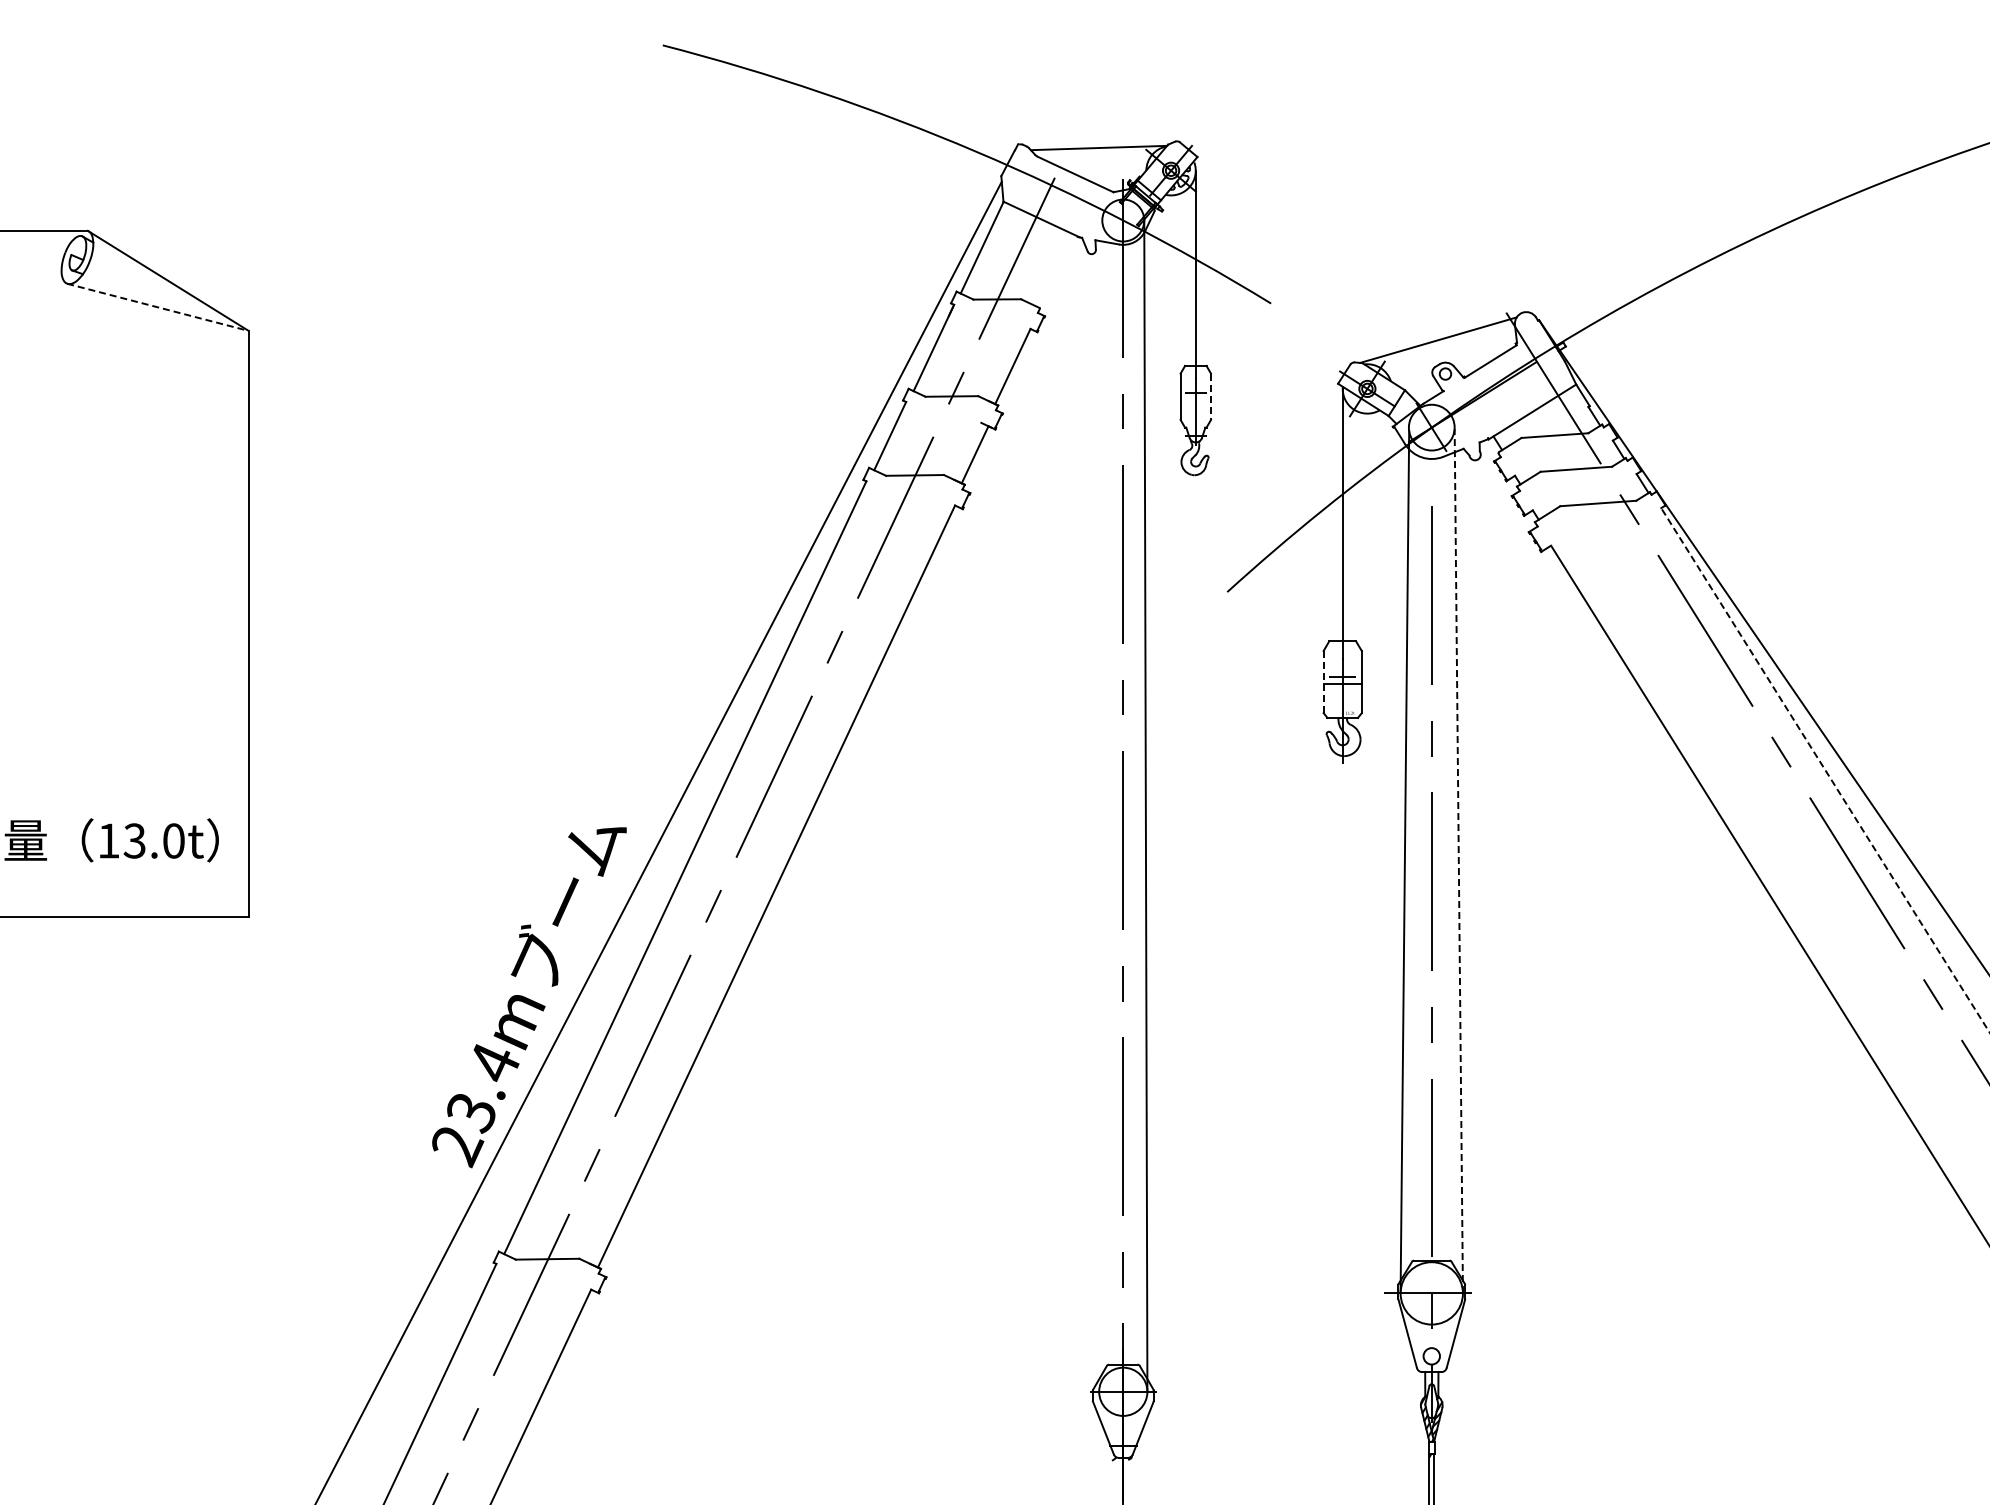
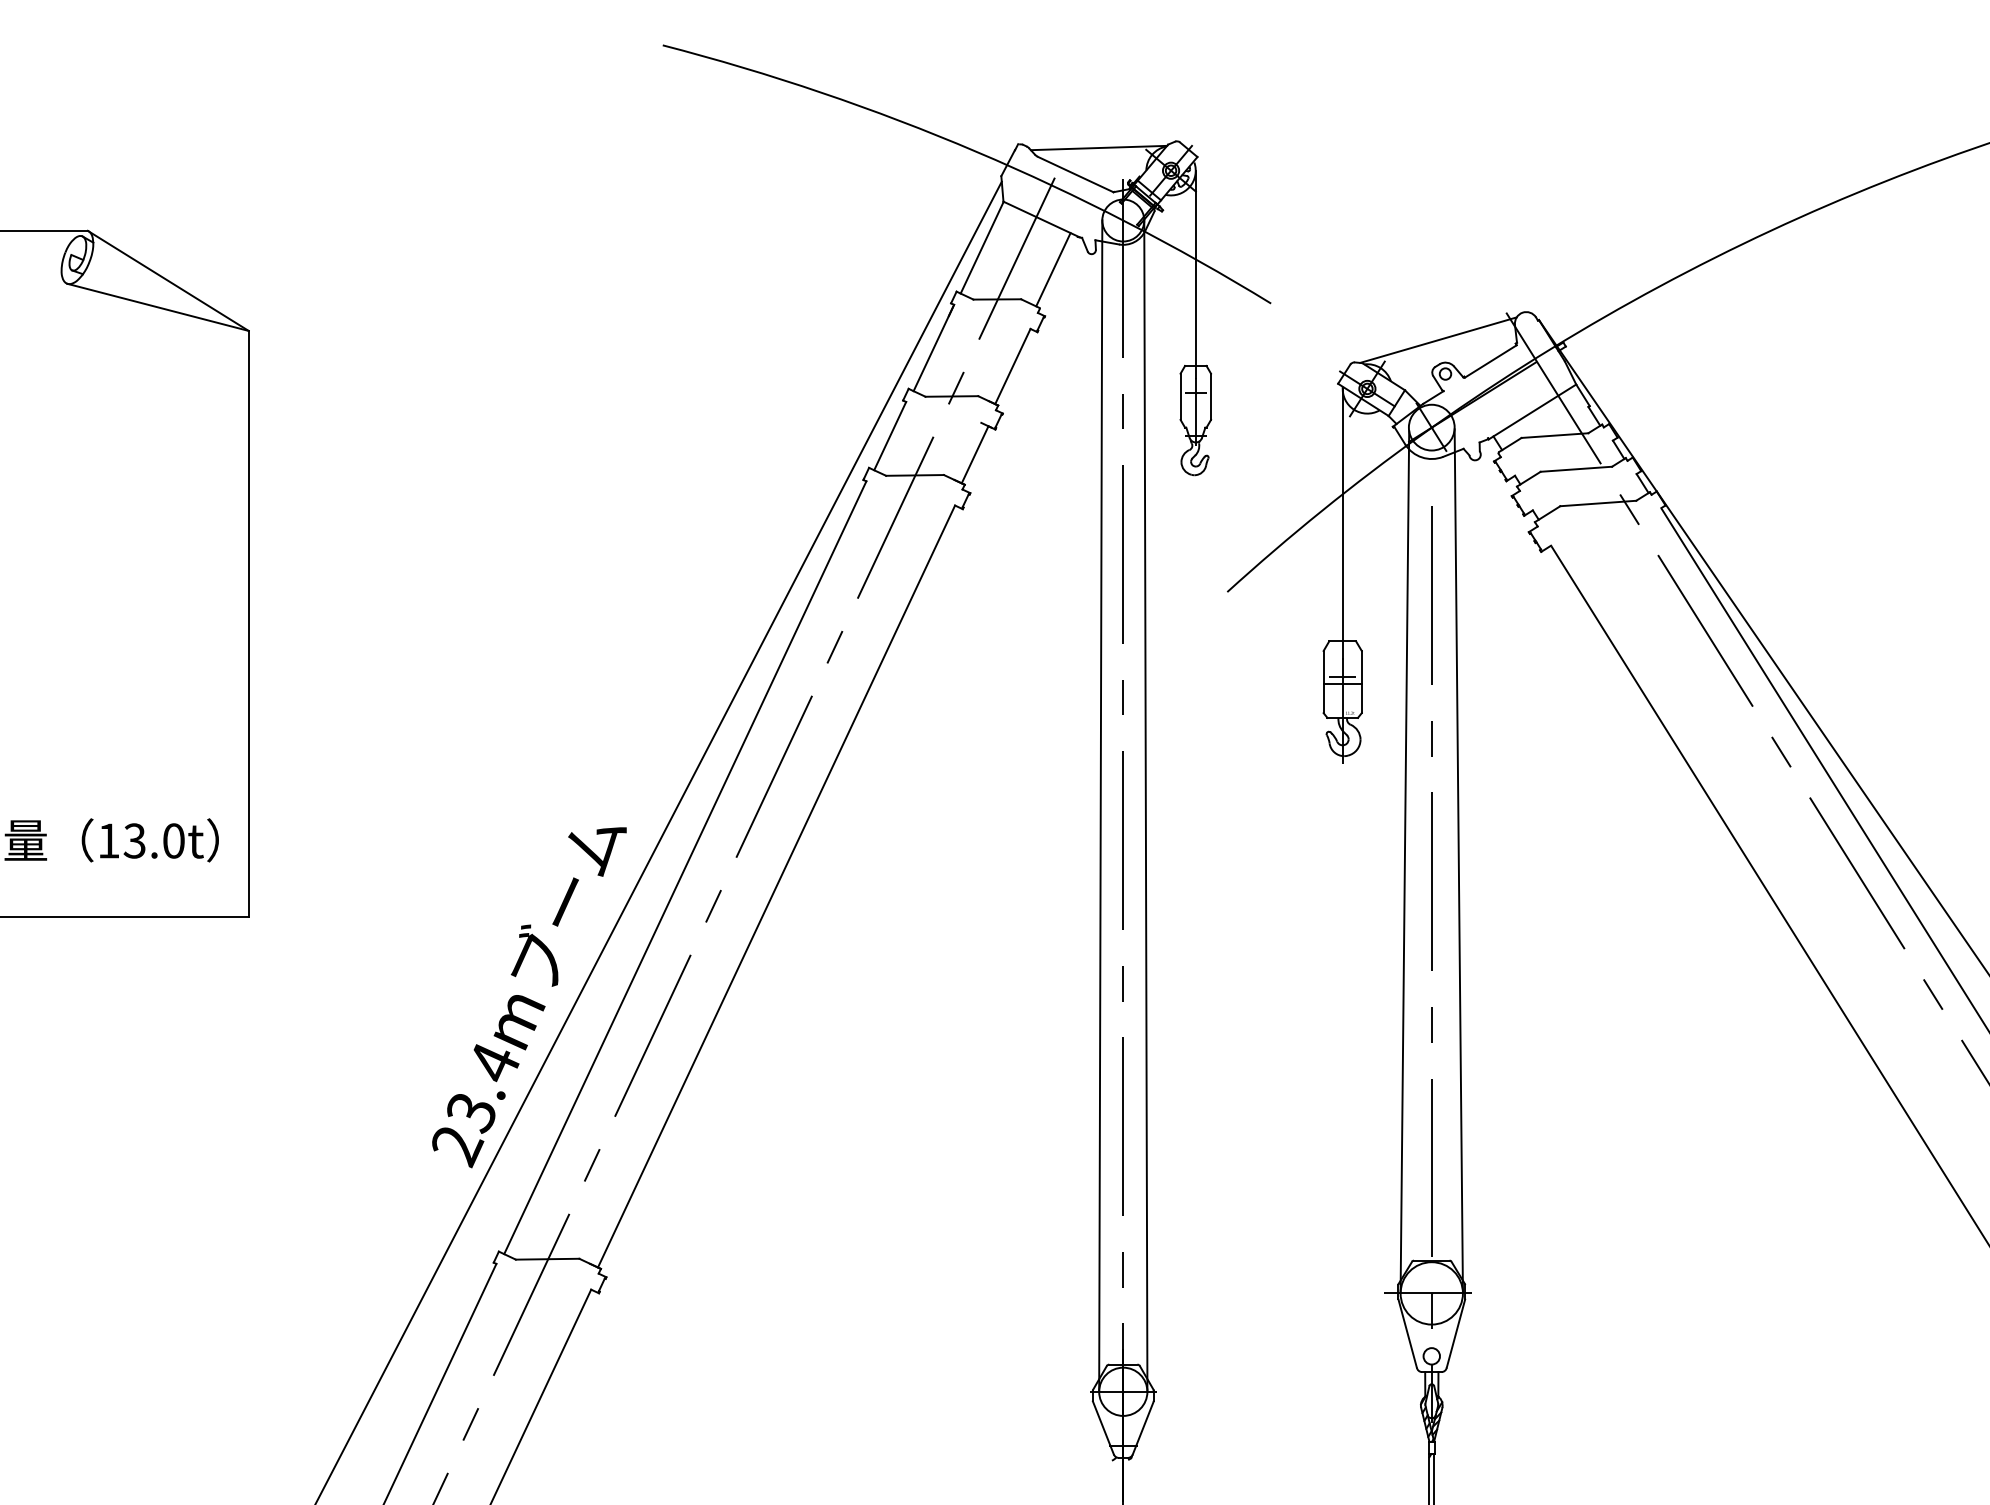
line: none -> present (1053, 269)
line: dashed -> solid (157, 307)
line: dashed -> solid (1211, 397)
line: dashed -> solid (1323, 682)
line: dashed -> solid (1825, 771)
line: none -> present (1100, 805)
line: dashed -> solid (1458, 861)
